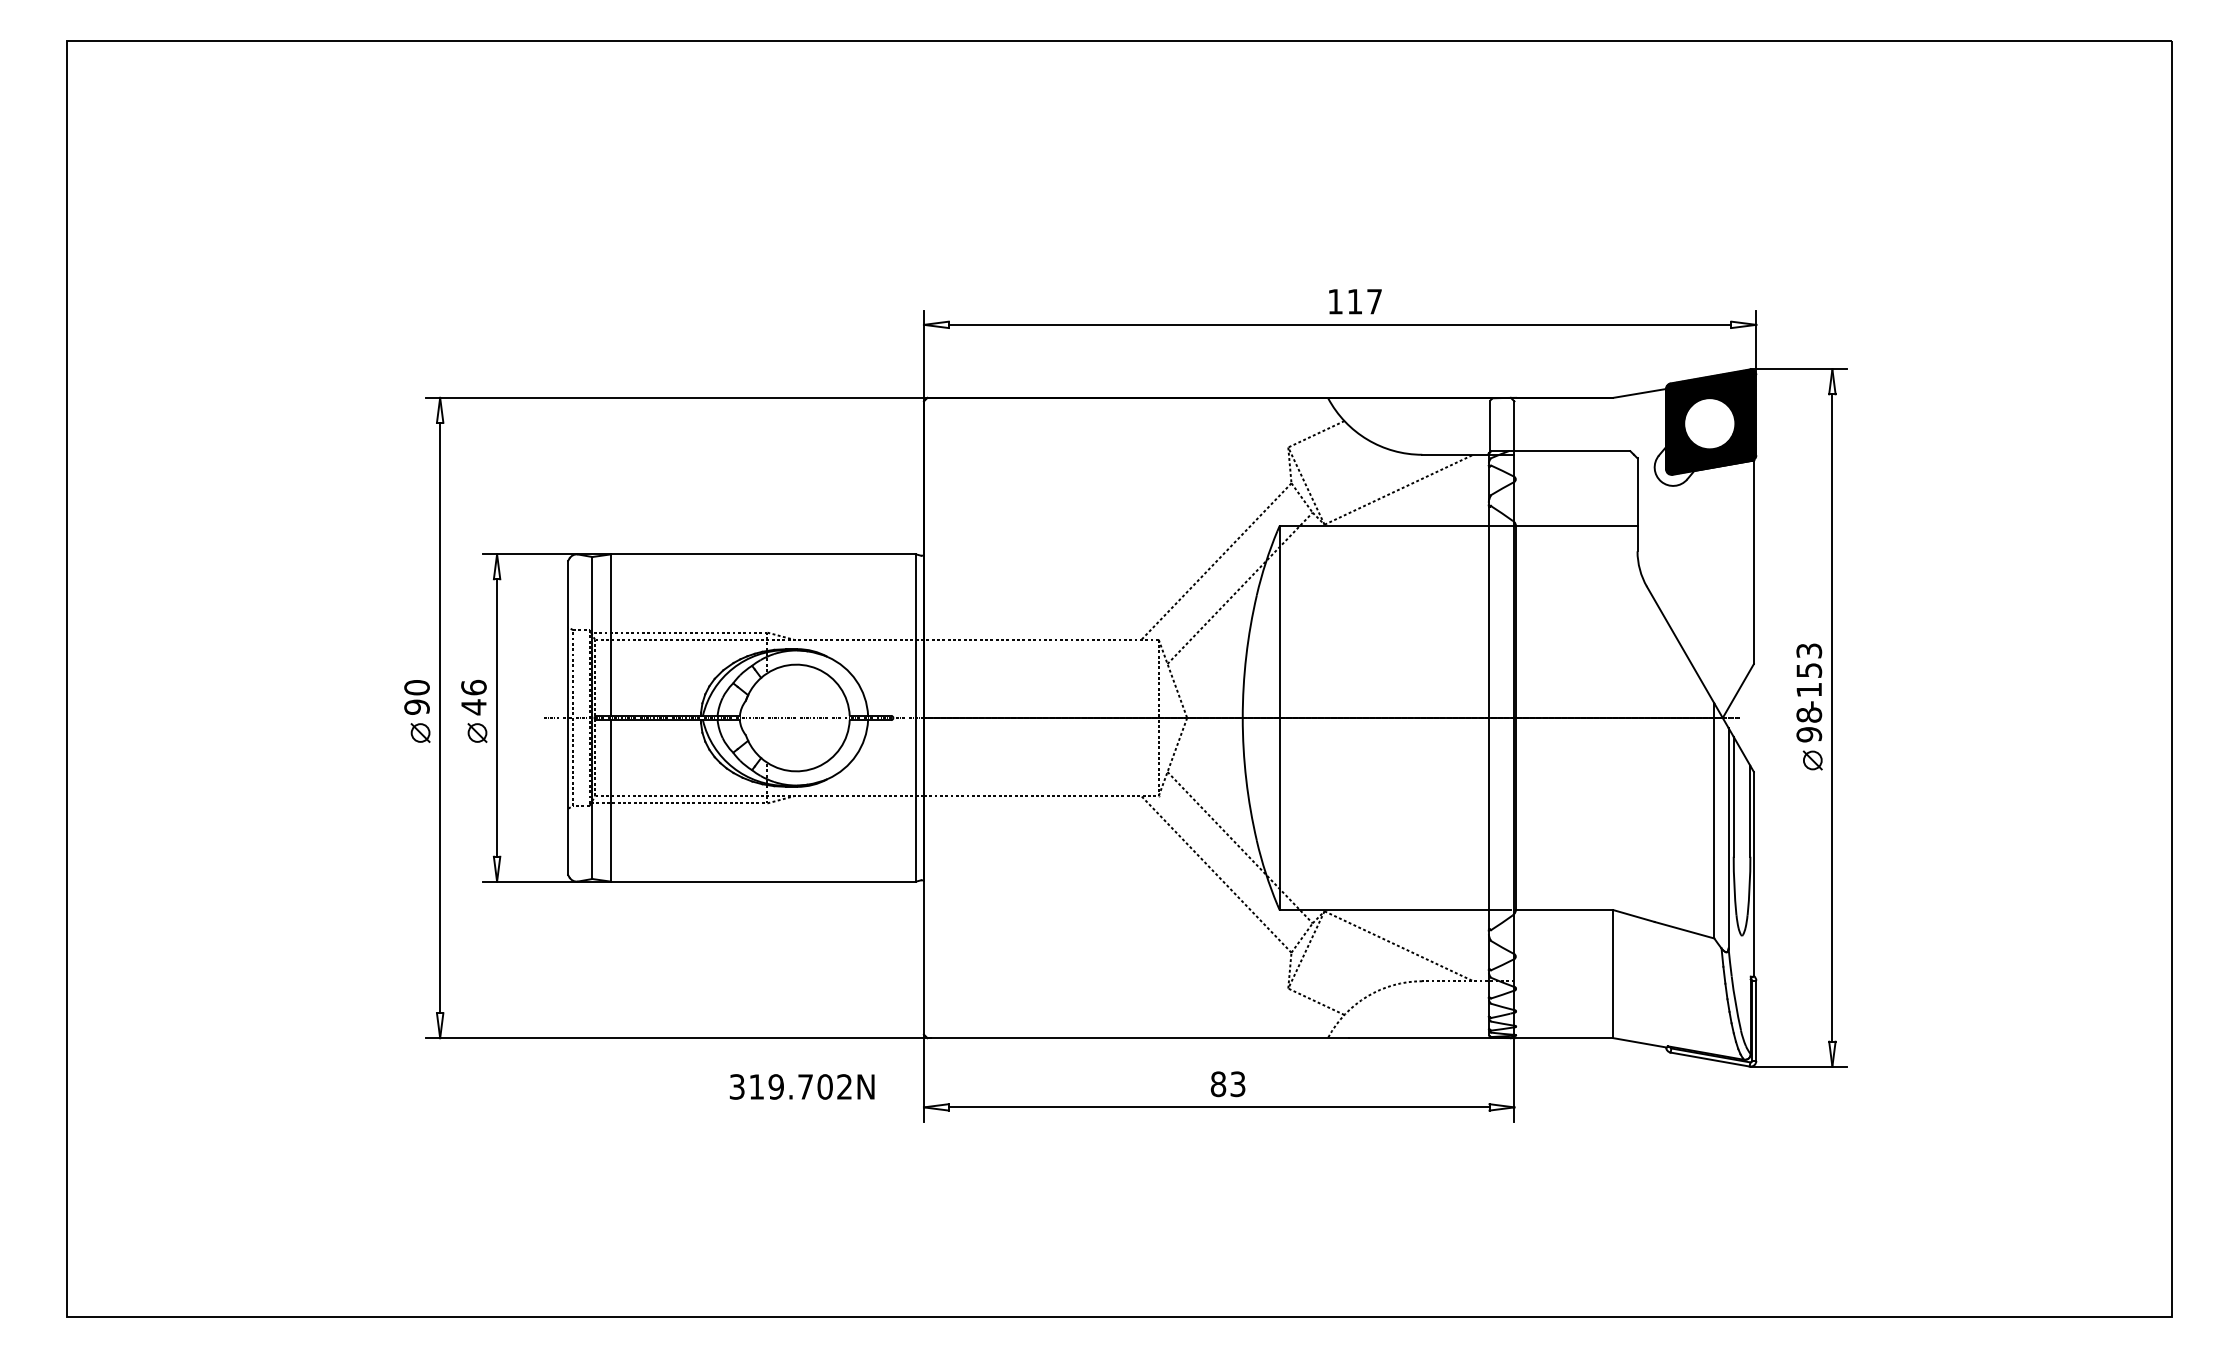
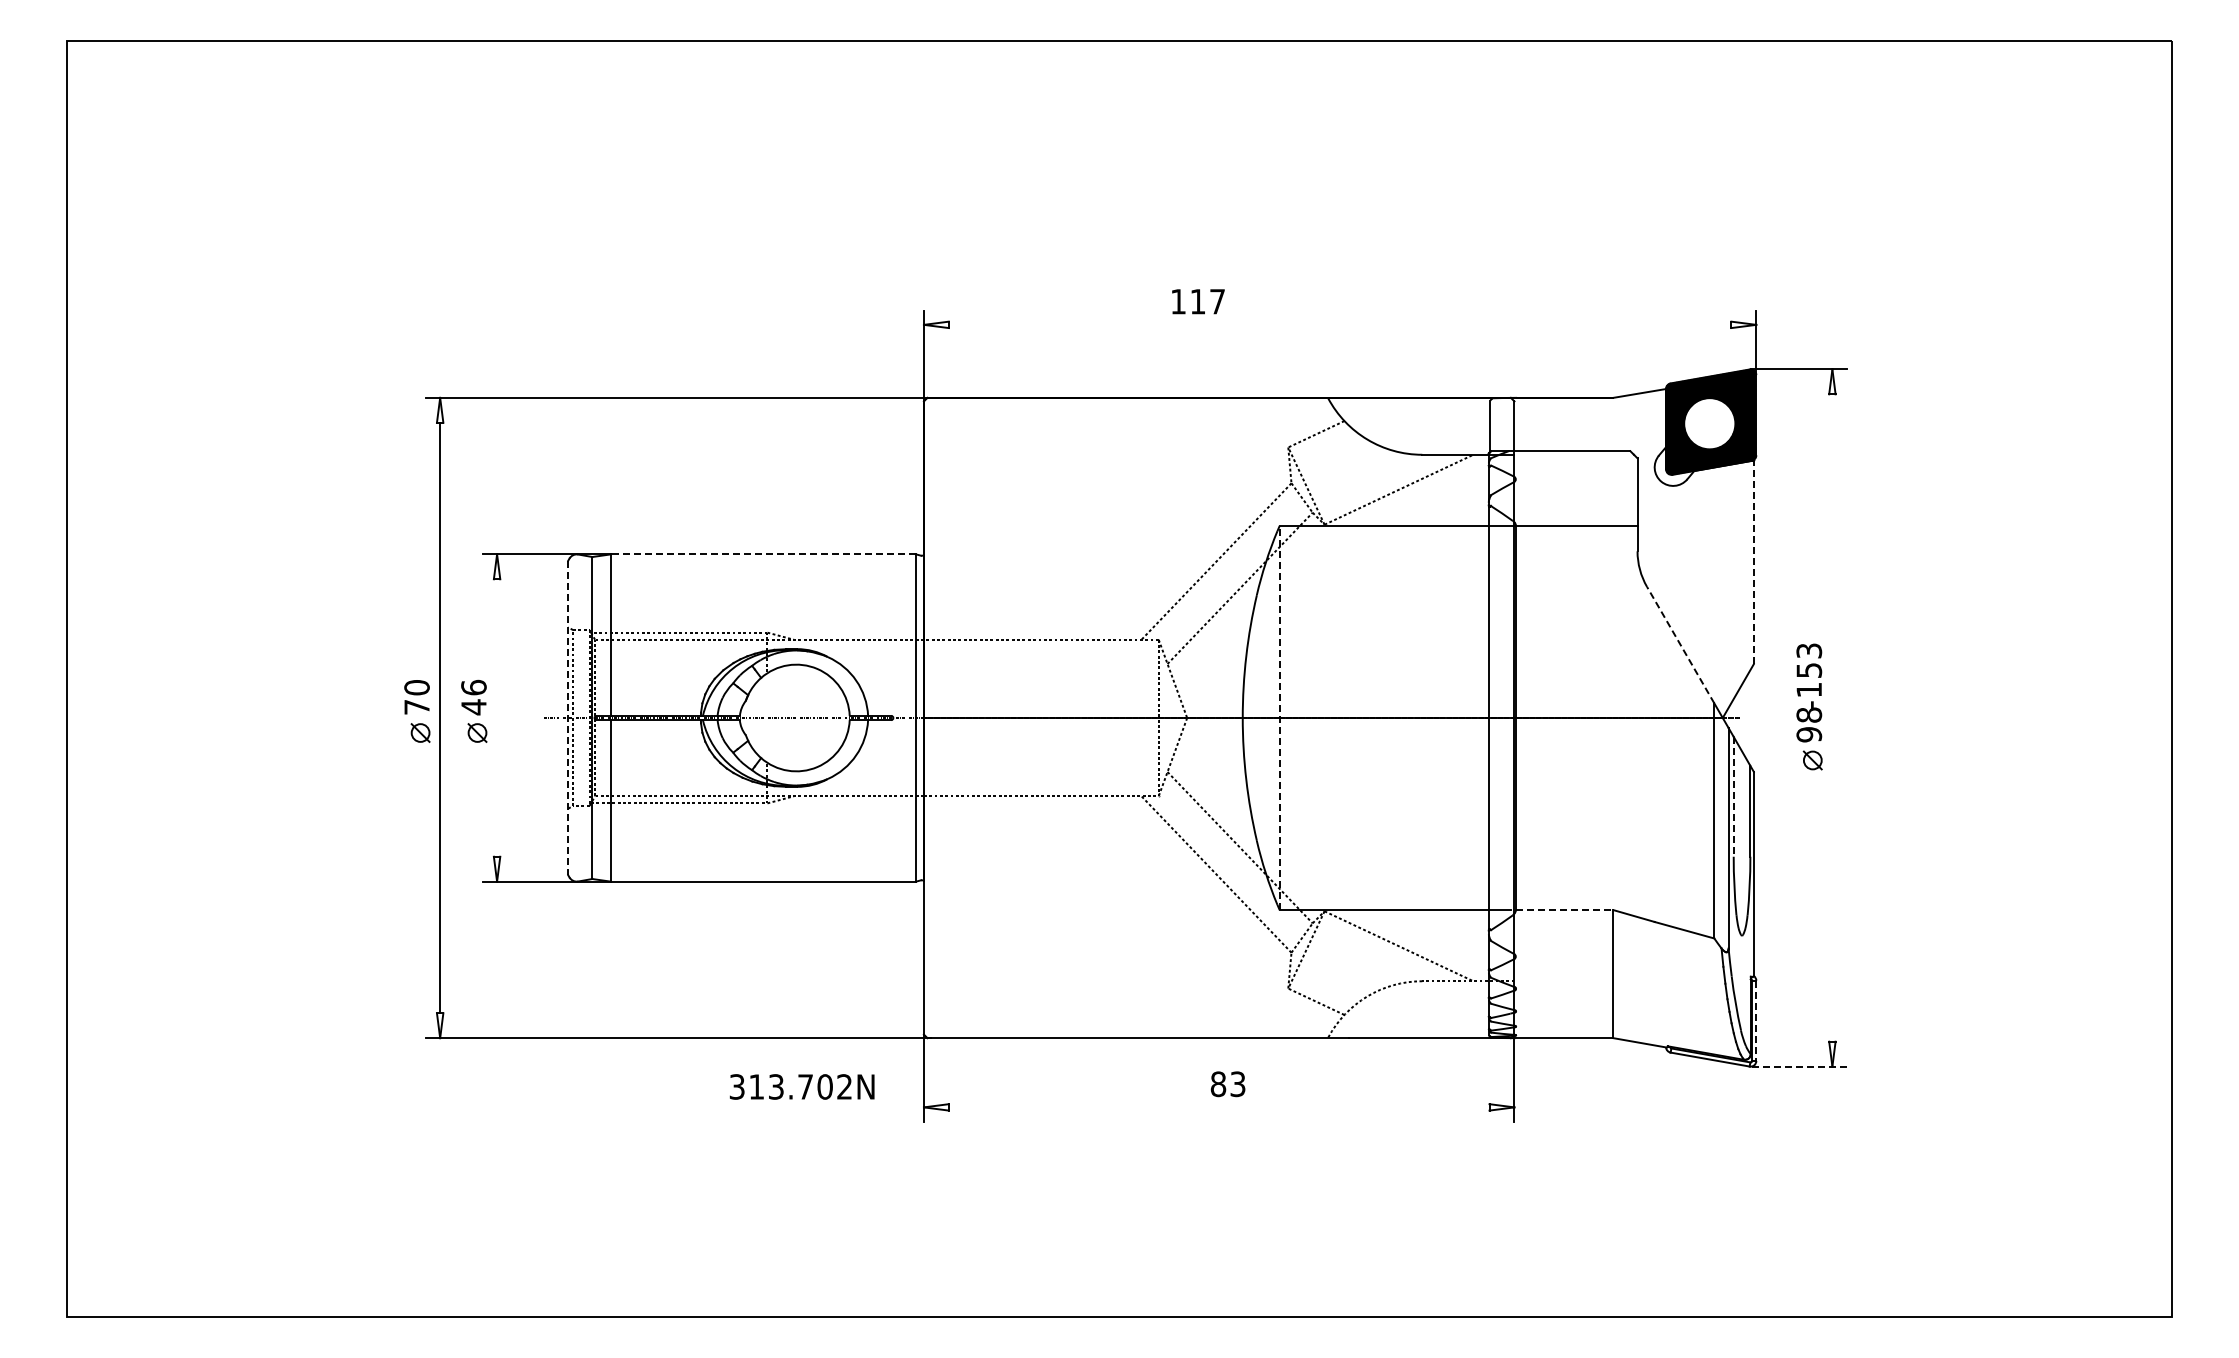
text position: (1355, 301) -> (1198, 301) (1198, 301)
line: present -> none (1339, 324)
line: solid -> dashed (763, 554)
line: solid -> dashed (1753, 562)
line: solid -> dashed (1680, 644)
text: 90 -> 70 (416, 706)
line: present -> none (497, 717)
line: solid -> dashed (1279, 717)
line: present -> none (1832, 717)
line: solid -> dashed (568, 718)
line: solid -> dashed (1733, 796)
line: solid -> dashed (1564, 910)
line: solid -> dashed (1756, 1021)
line: solid -> dashed (1798, 1066)
text: 319.702N -> 313.702N (775, 1086)
line: present -> none (1218, 1107)
